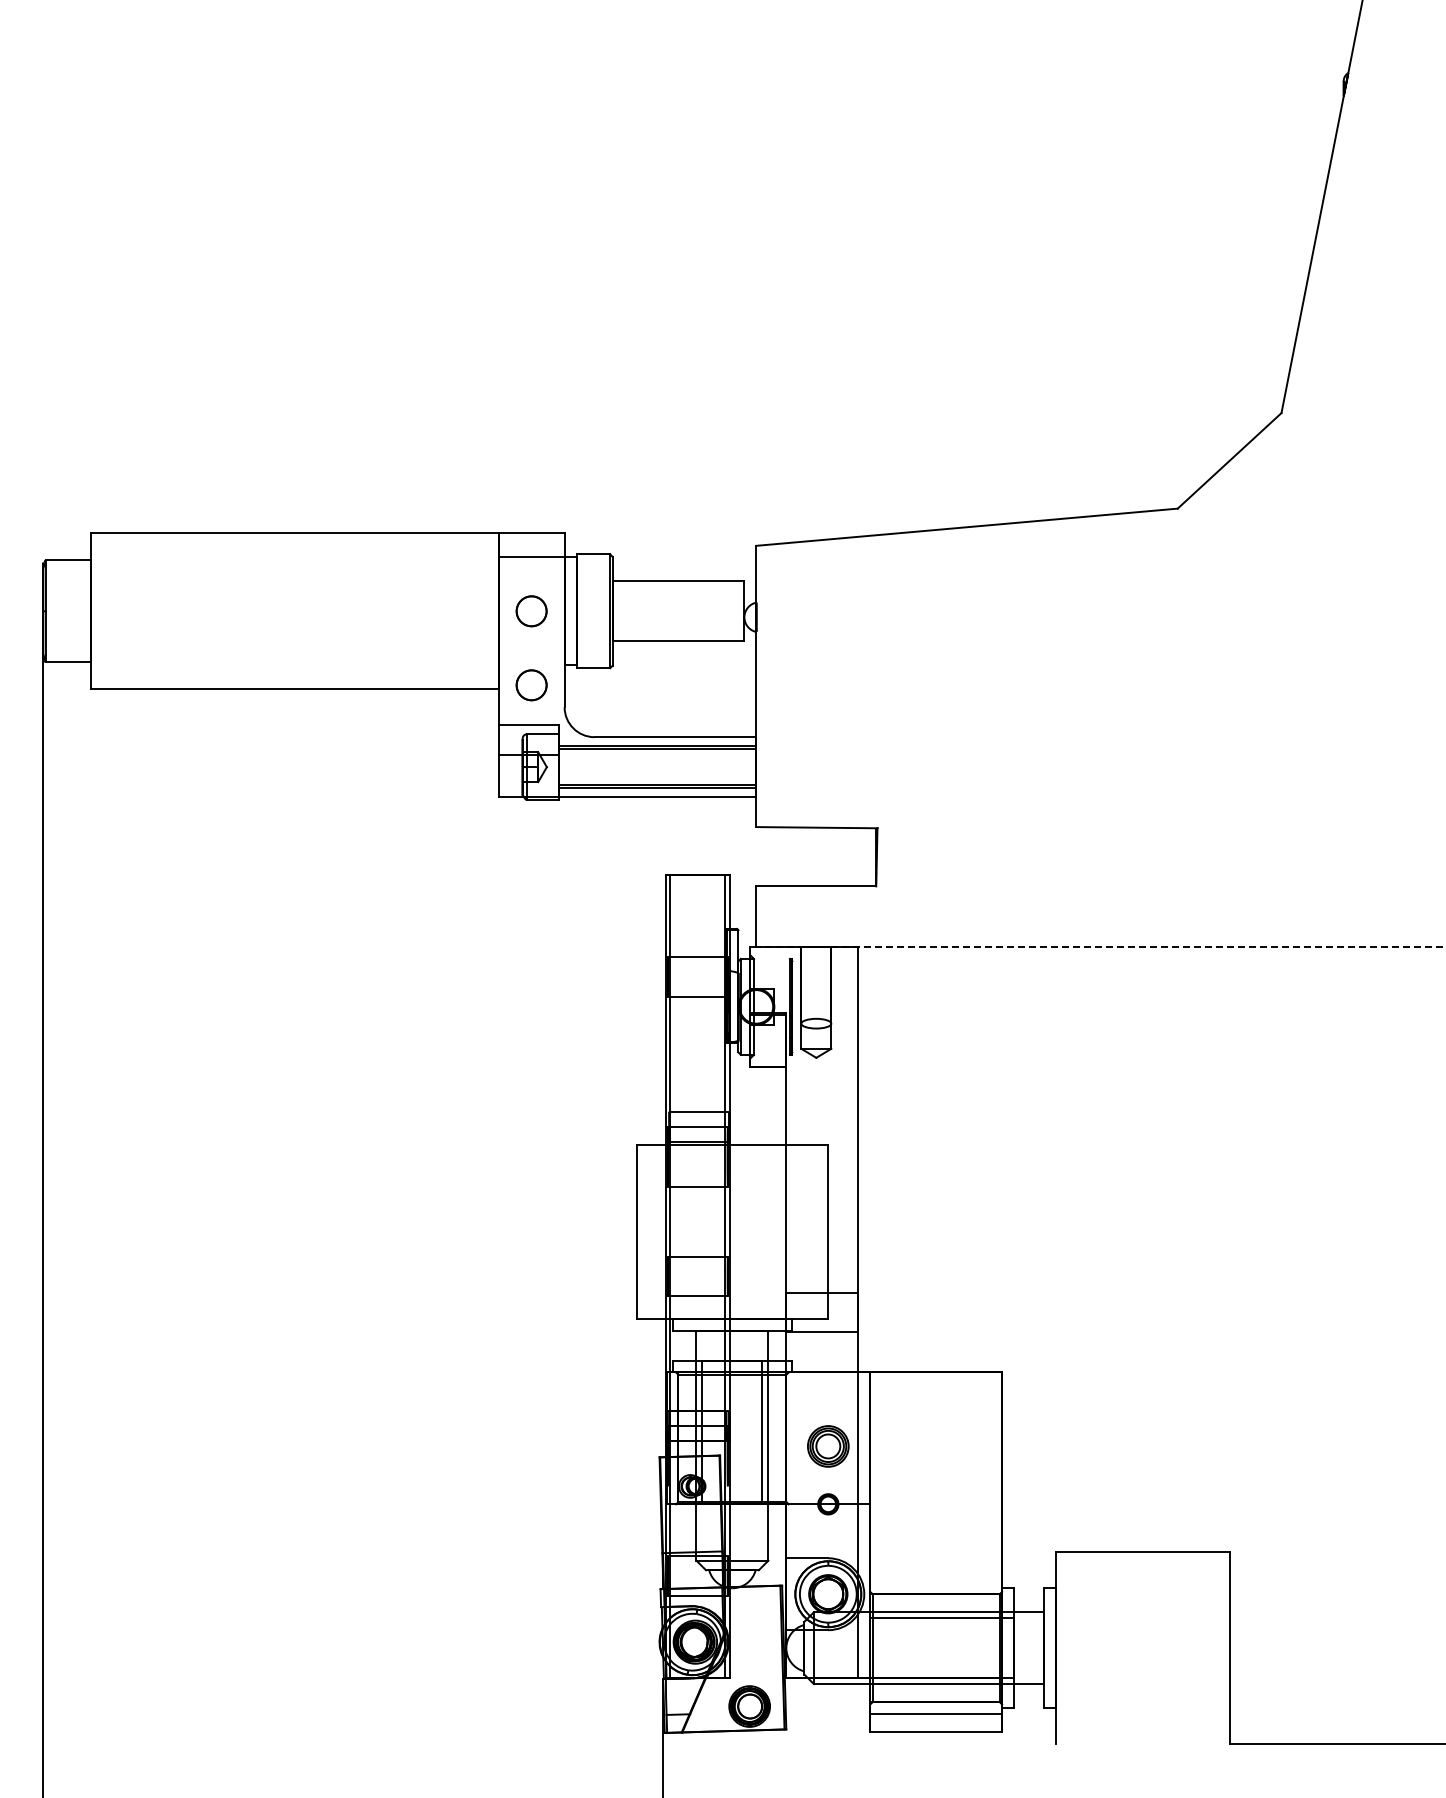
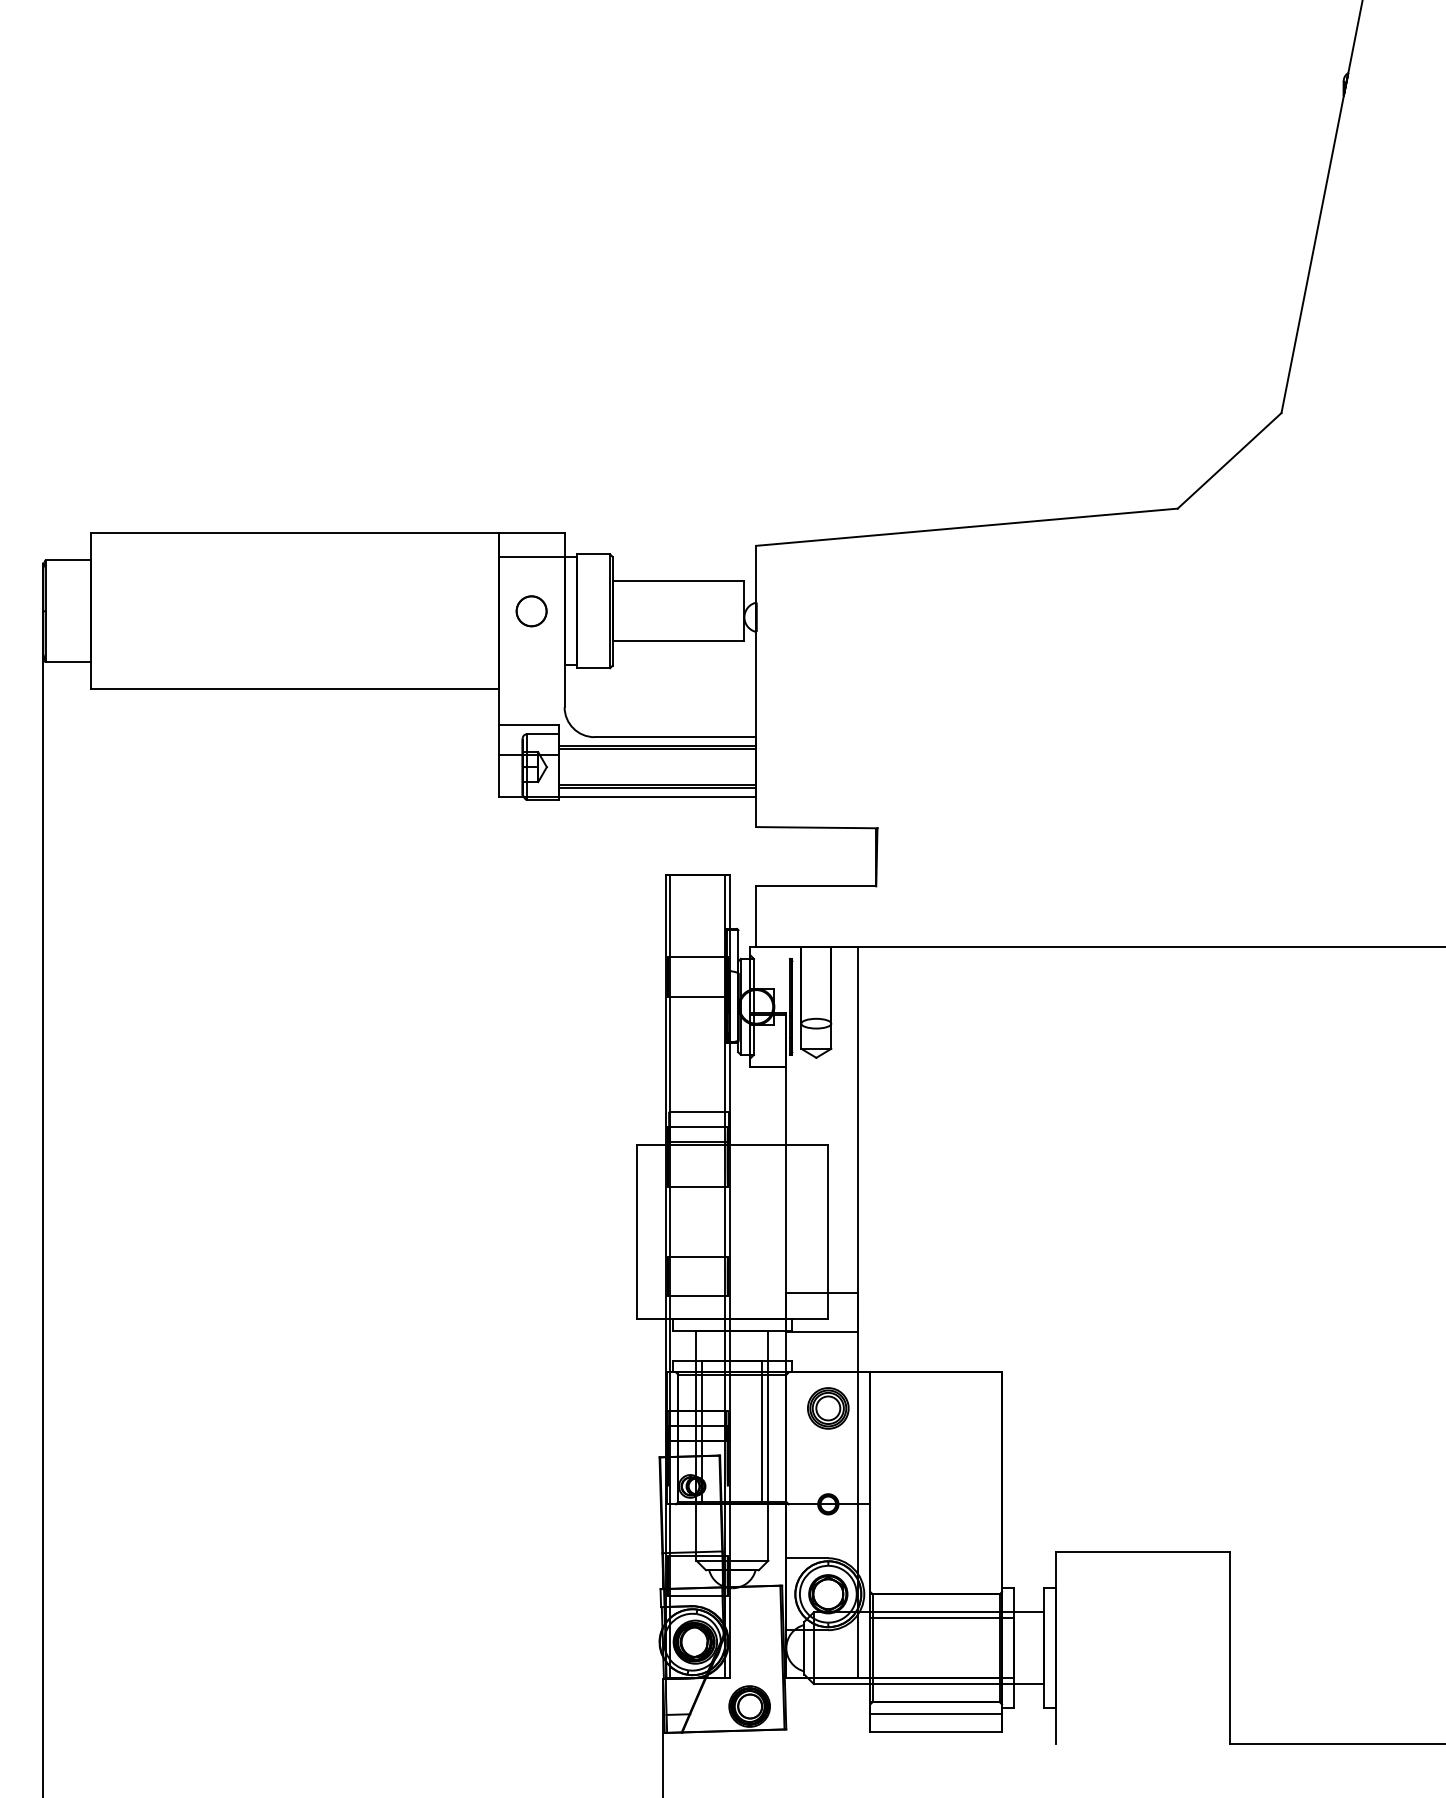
part: present -> none (531, 685)
line: dashed -> solid (1101, 946)
part position: (828, 1446) -> (828, 1408) (828, 1408)
